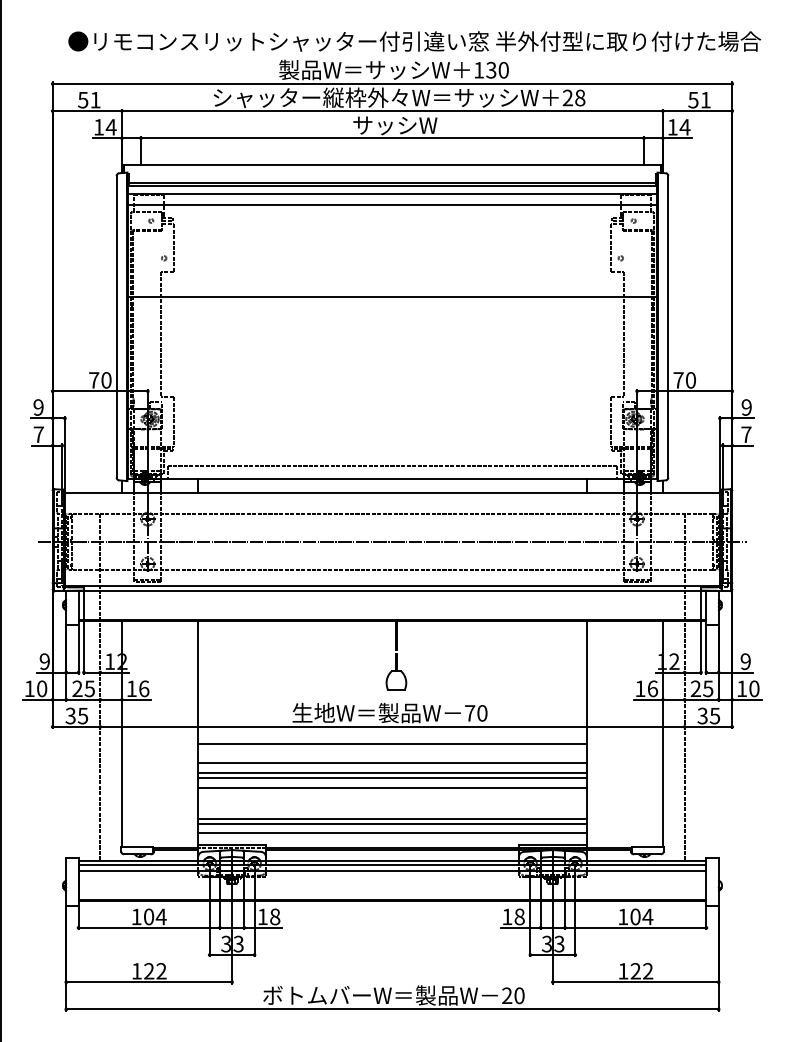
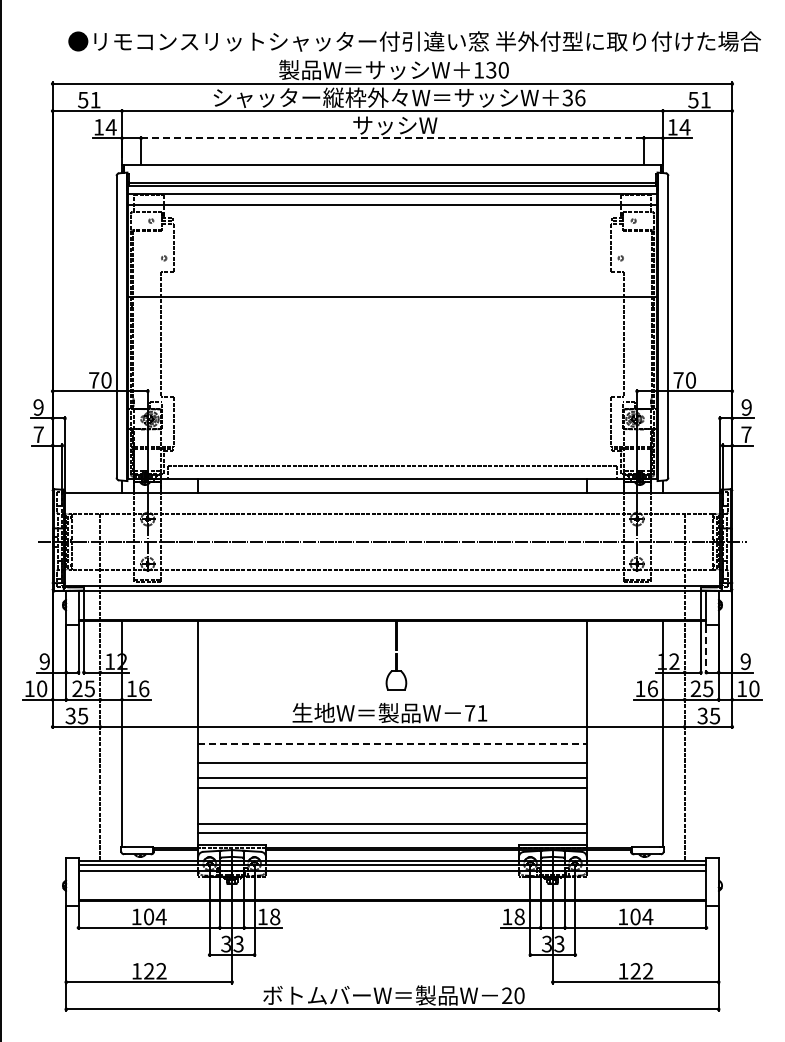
text: 28 -> 36 (573, 97)
line: solid -> dashed (392, 138)
line: solid -> dashed (706, 650)
text: 70 -> 71 (482, 713)
line: solid -> dashed (392, 744)
line: present -> none (392, 773)
line: present -> none (392, 819)
